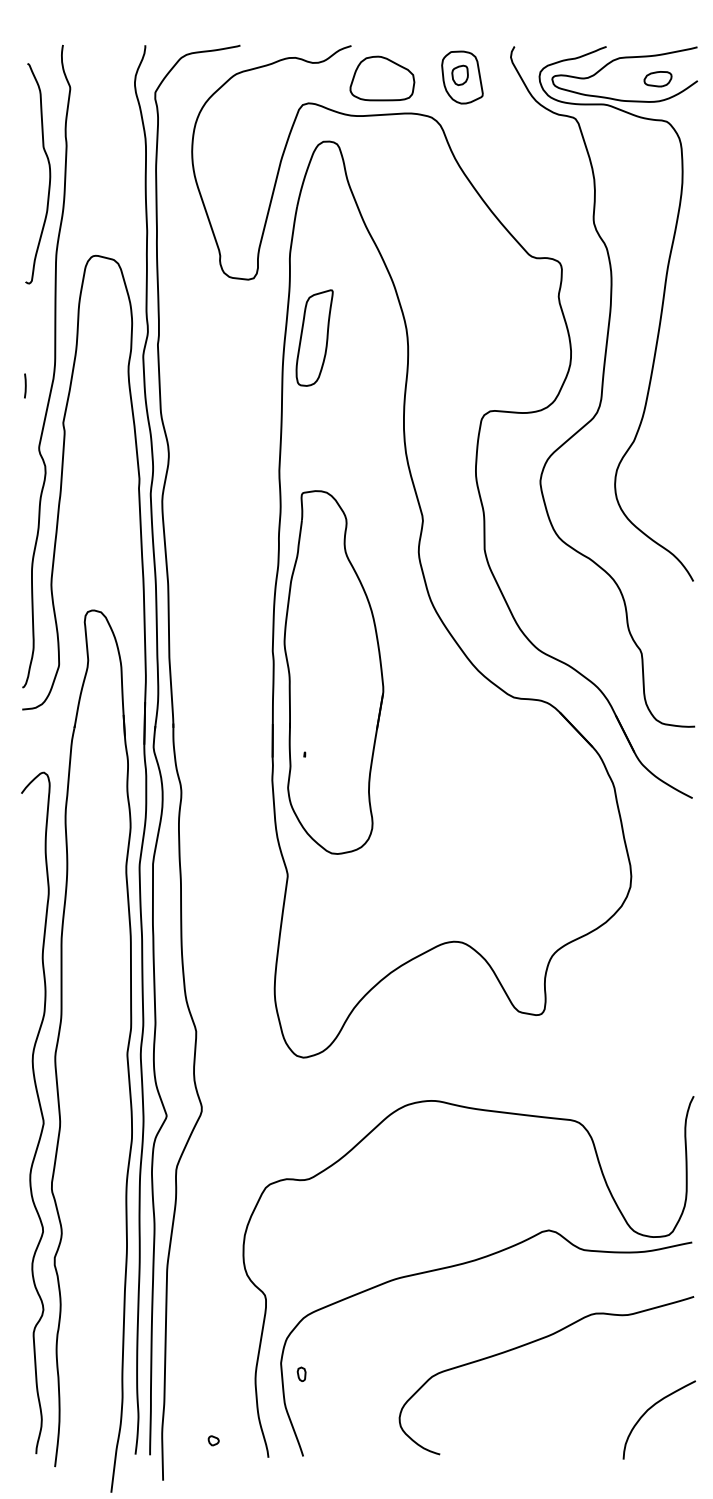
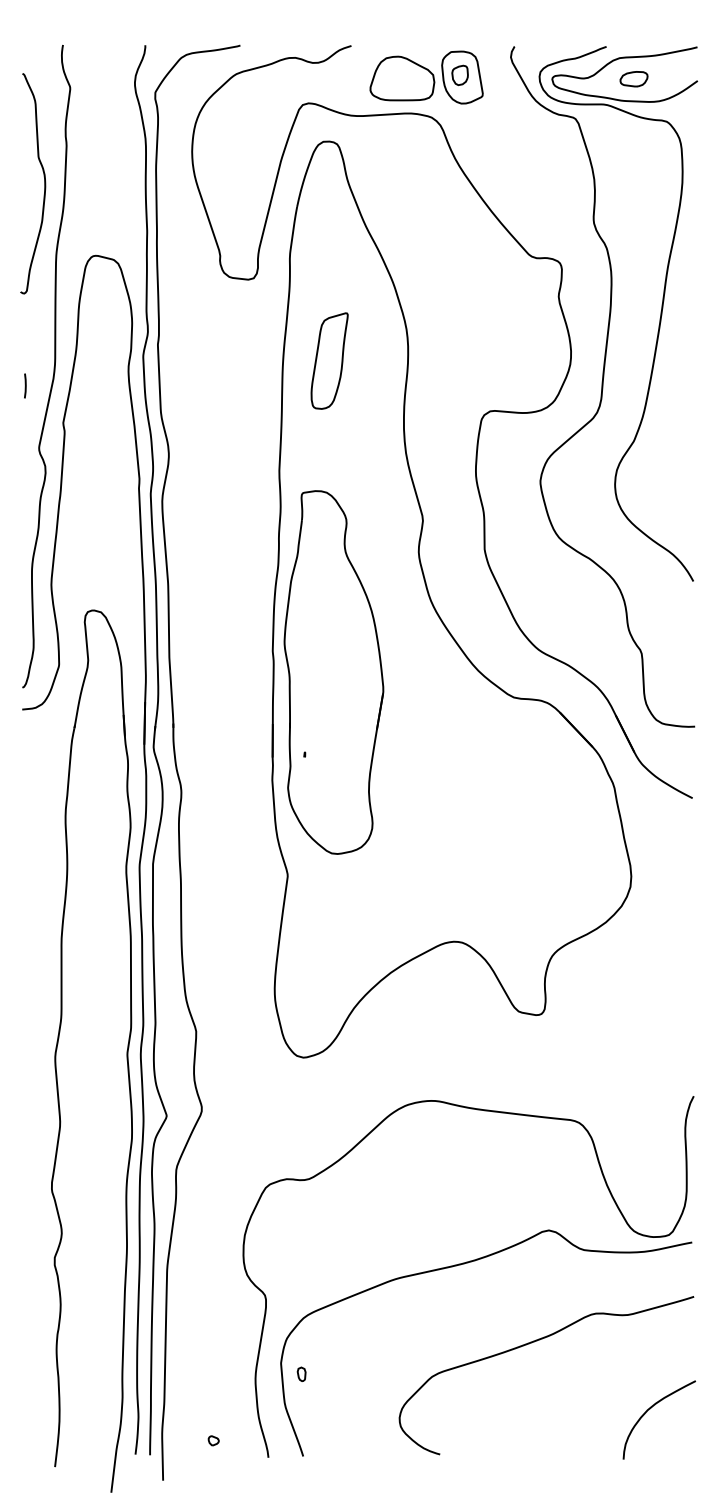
part position: (382, 78) -> (402, 78) (402, 78)
part position: (657, 79) -> (633, 79) (633, 79)
curve position: (49, 173) -> (44, 183) (44, 183)
part position: (314, 337) -> (329, 360) (329, 360)
curve: present -> none (40, 1112)
